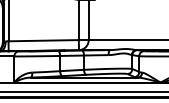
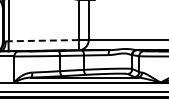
line: solid -> dashed (43, 40)
